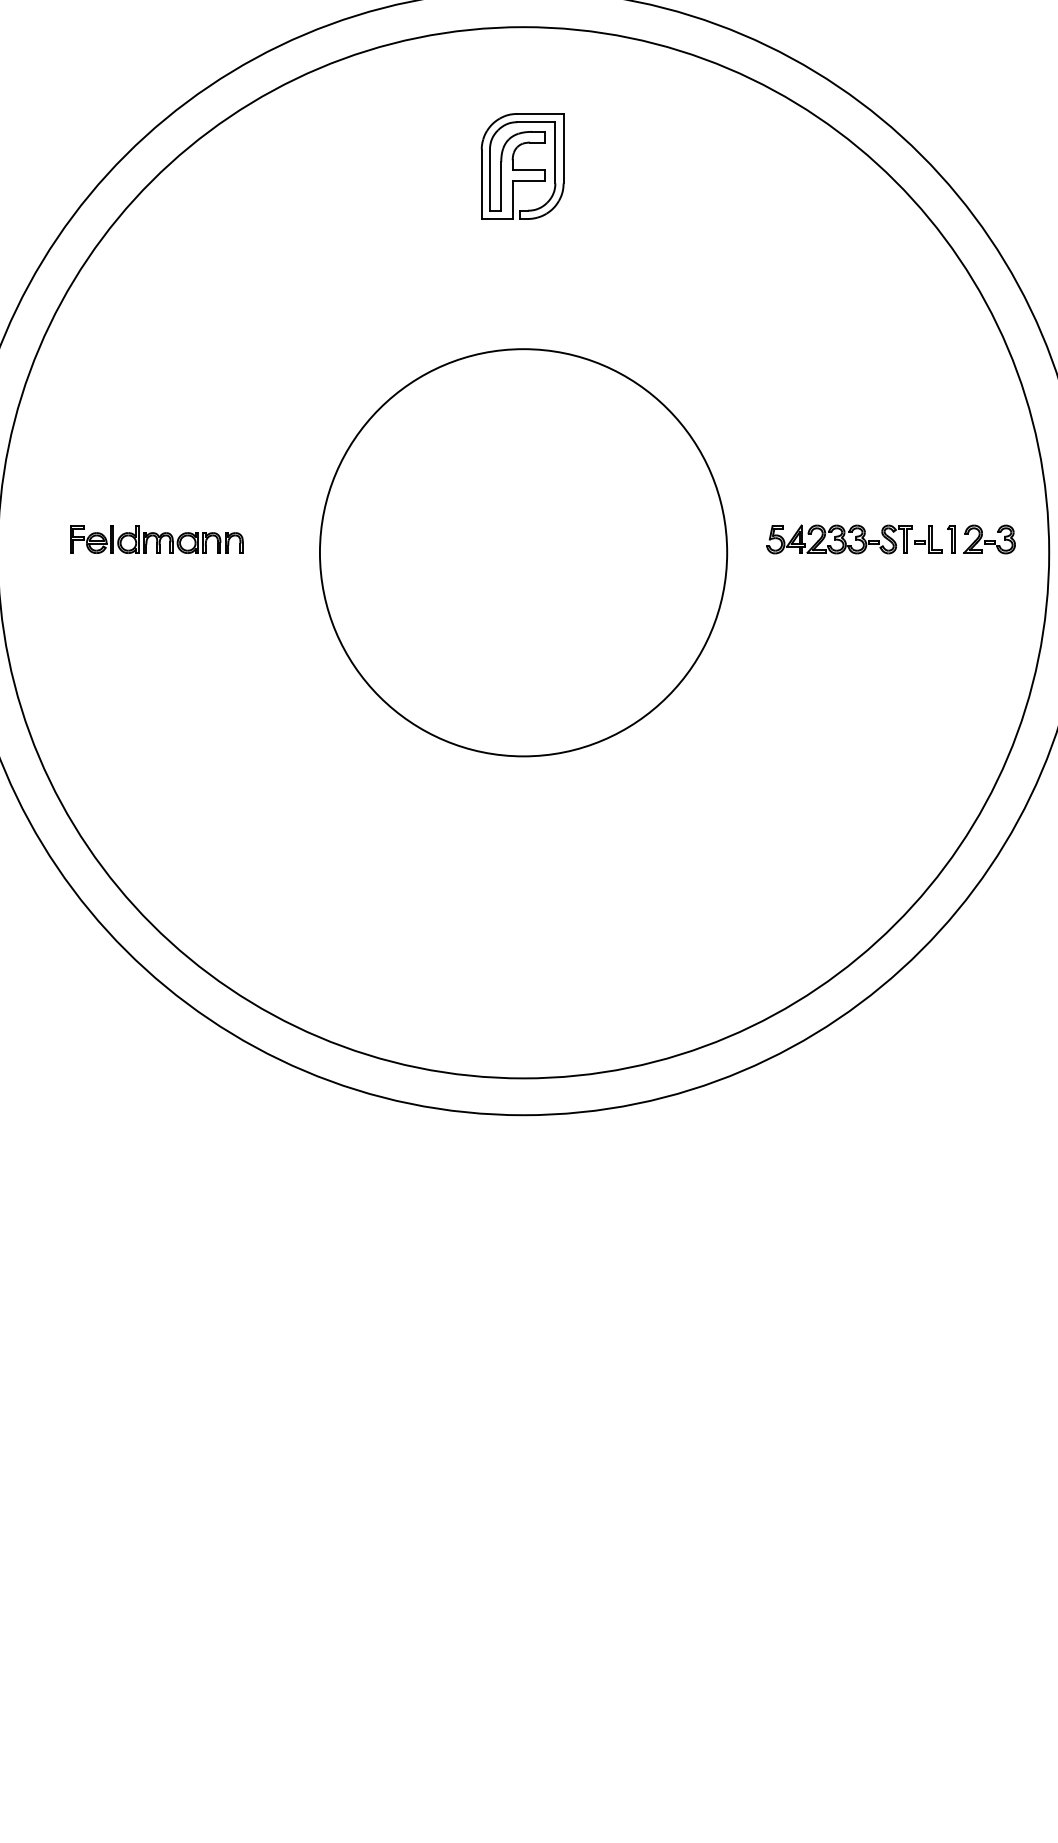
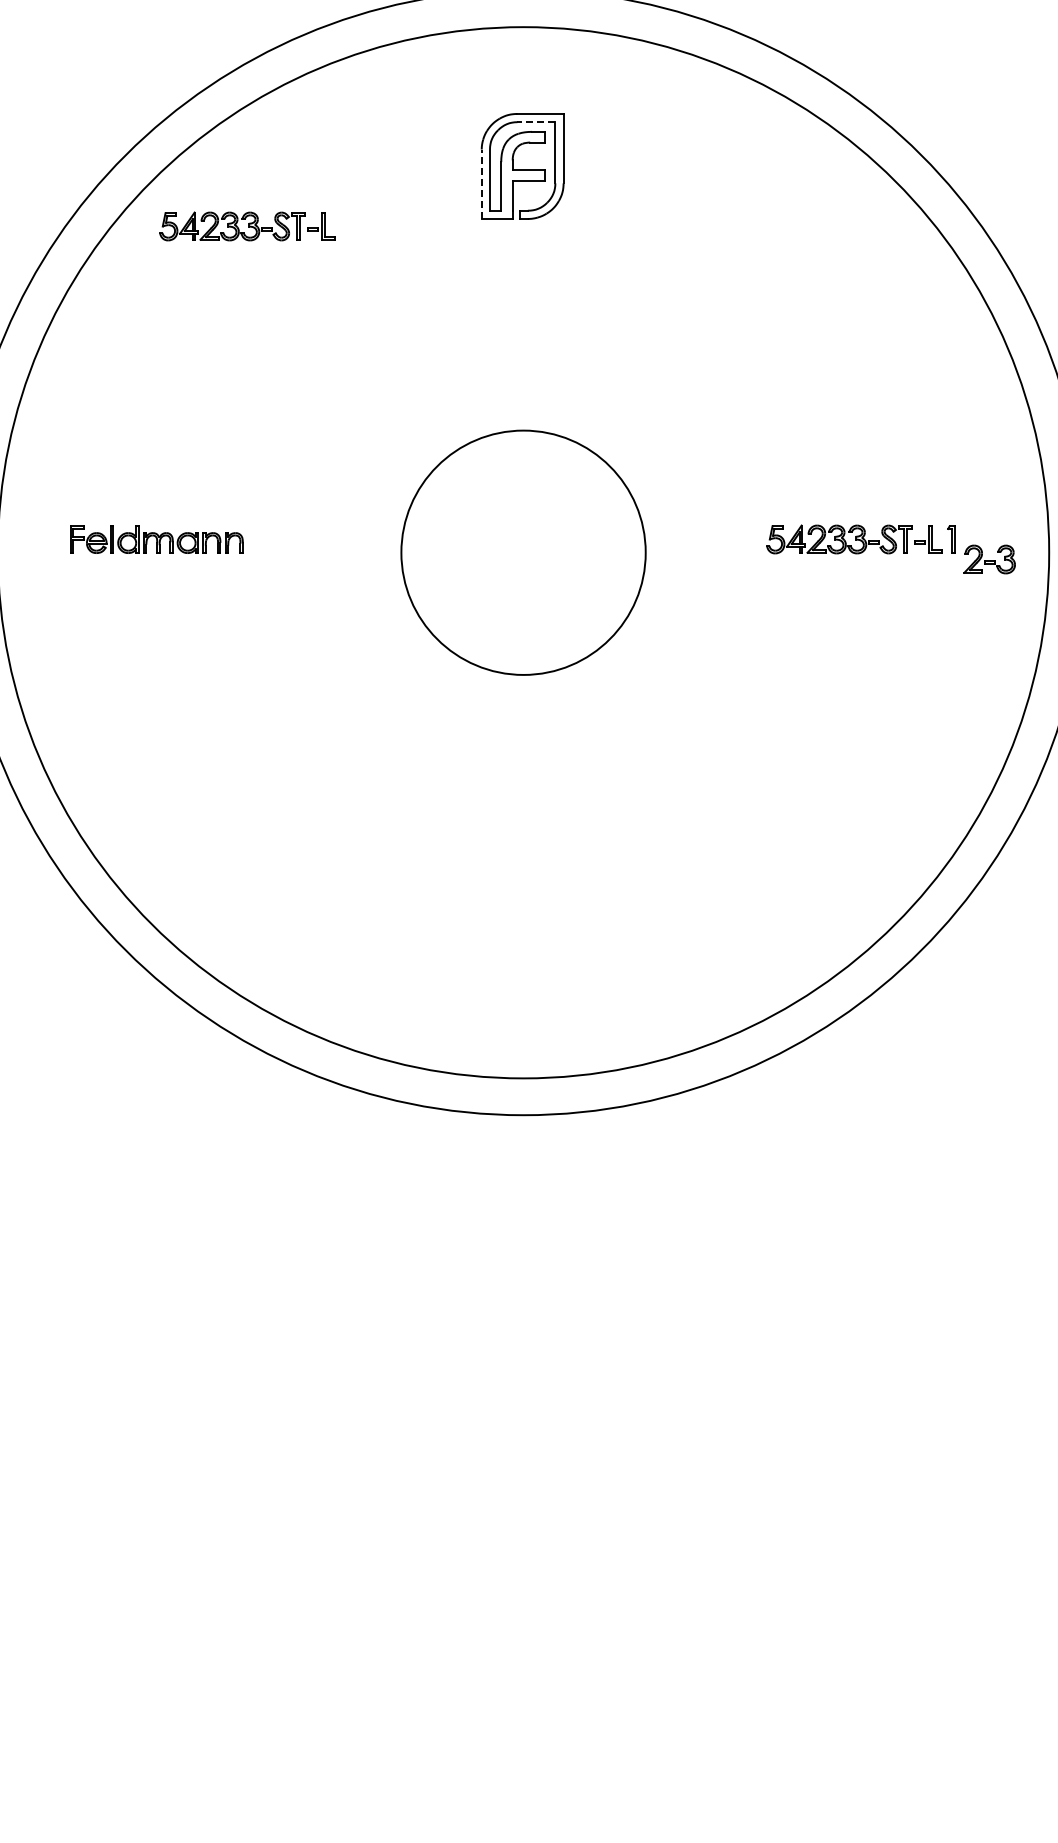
line: solid -> dashed (536, 122)
line: solid -> dashed (481, 184)
part: none -> present (247, 226)
part position: (989, 539) -> (989, 559) (989, 559)
circle diameter: 407 px -> 244 px (523, 552)
